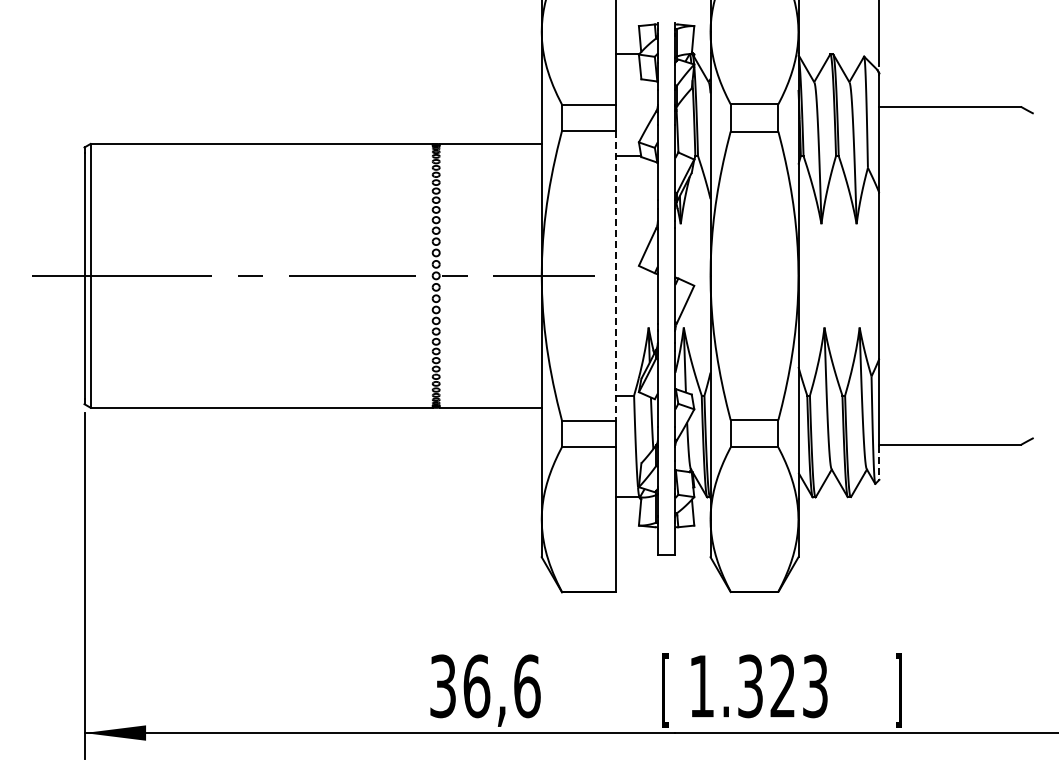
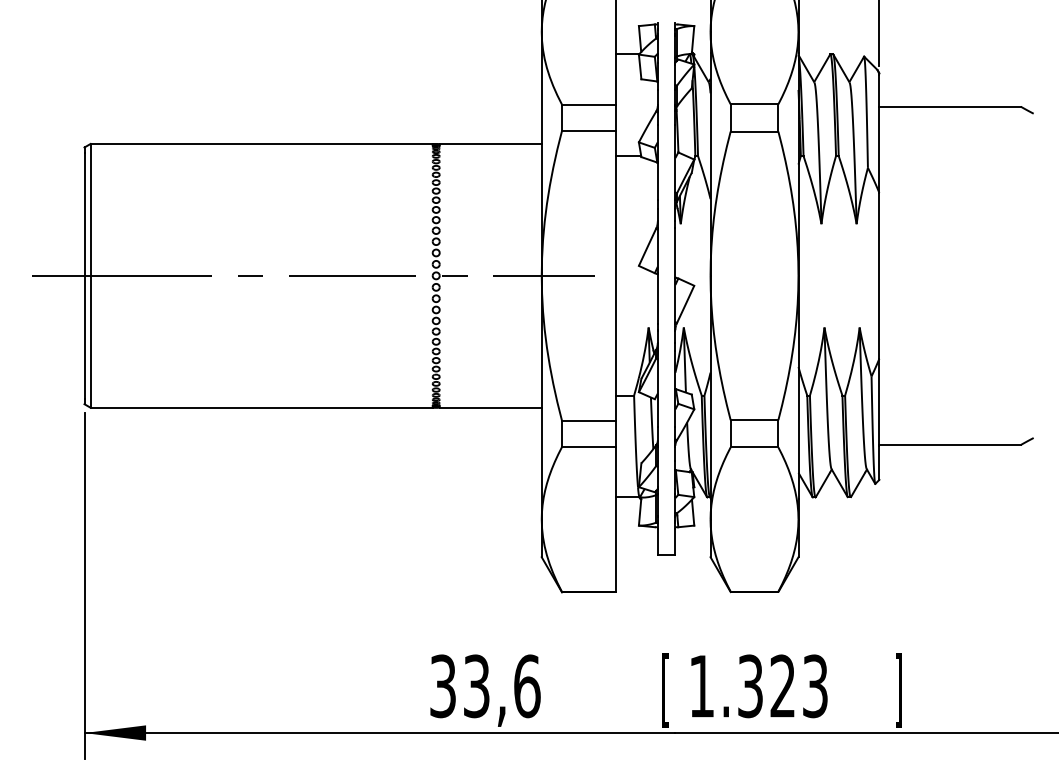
line: dashed -> solid (615, 276)
line: dashed -> solid (879, 463)
text: 36,6 -> 33,6 (476, 686)
